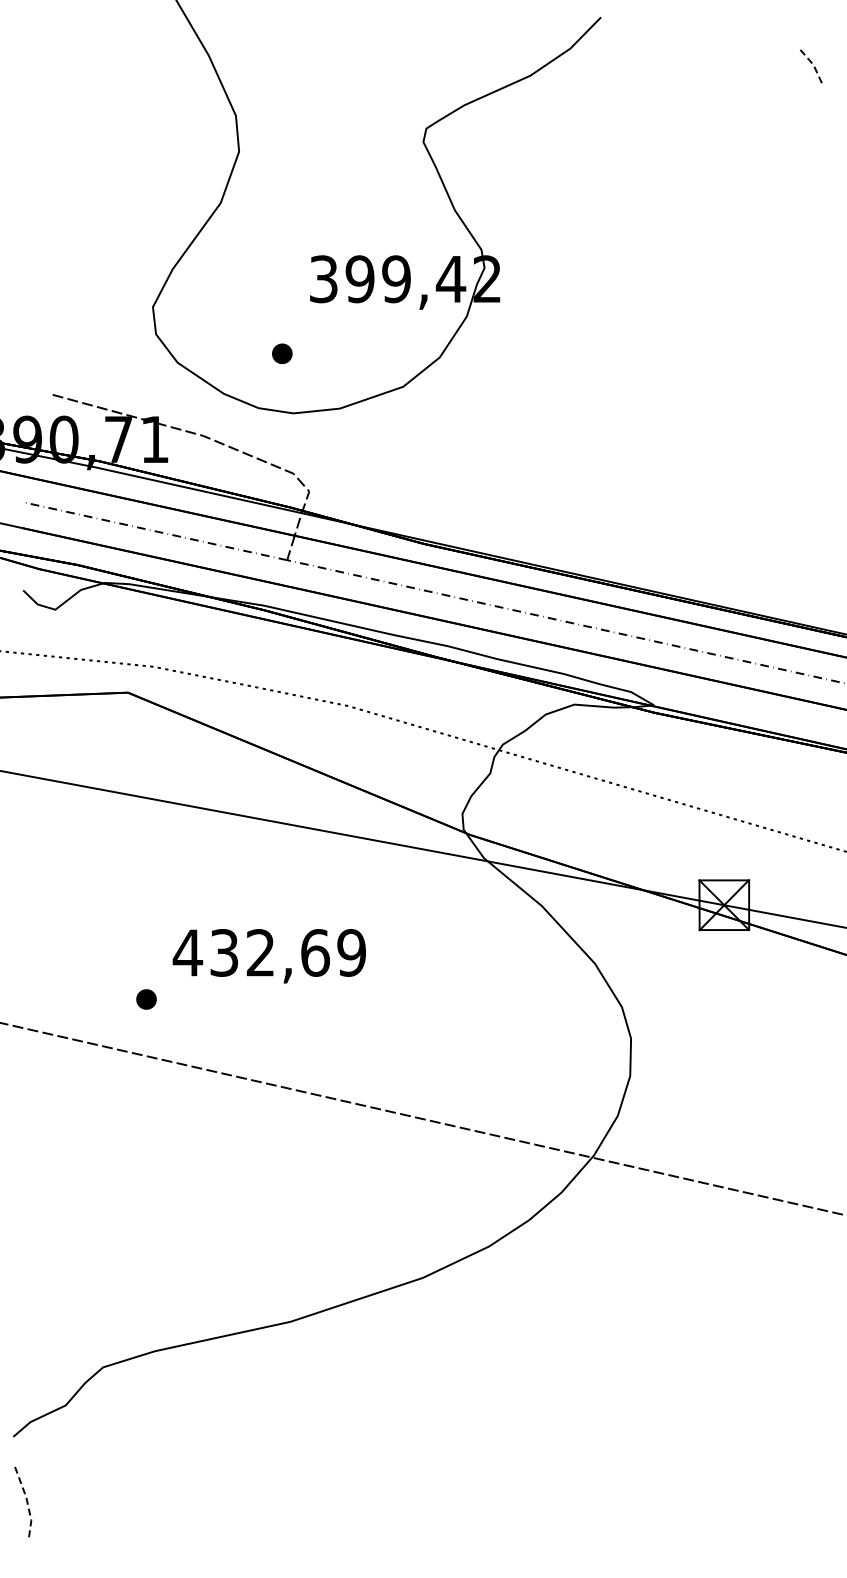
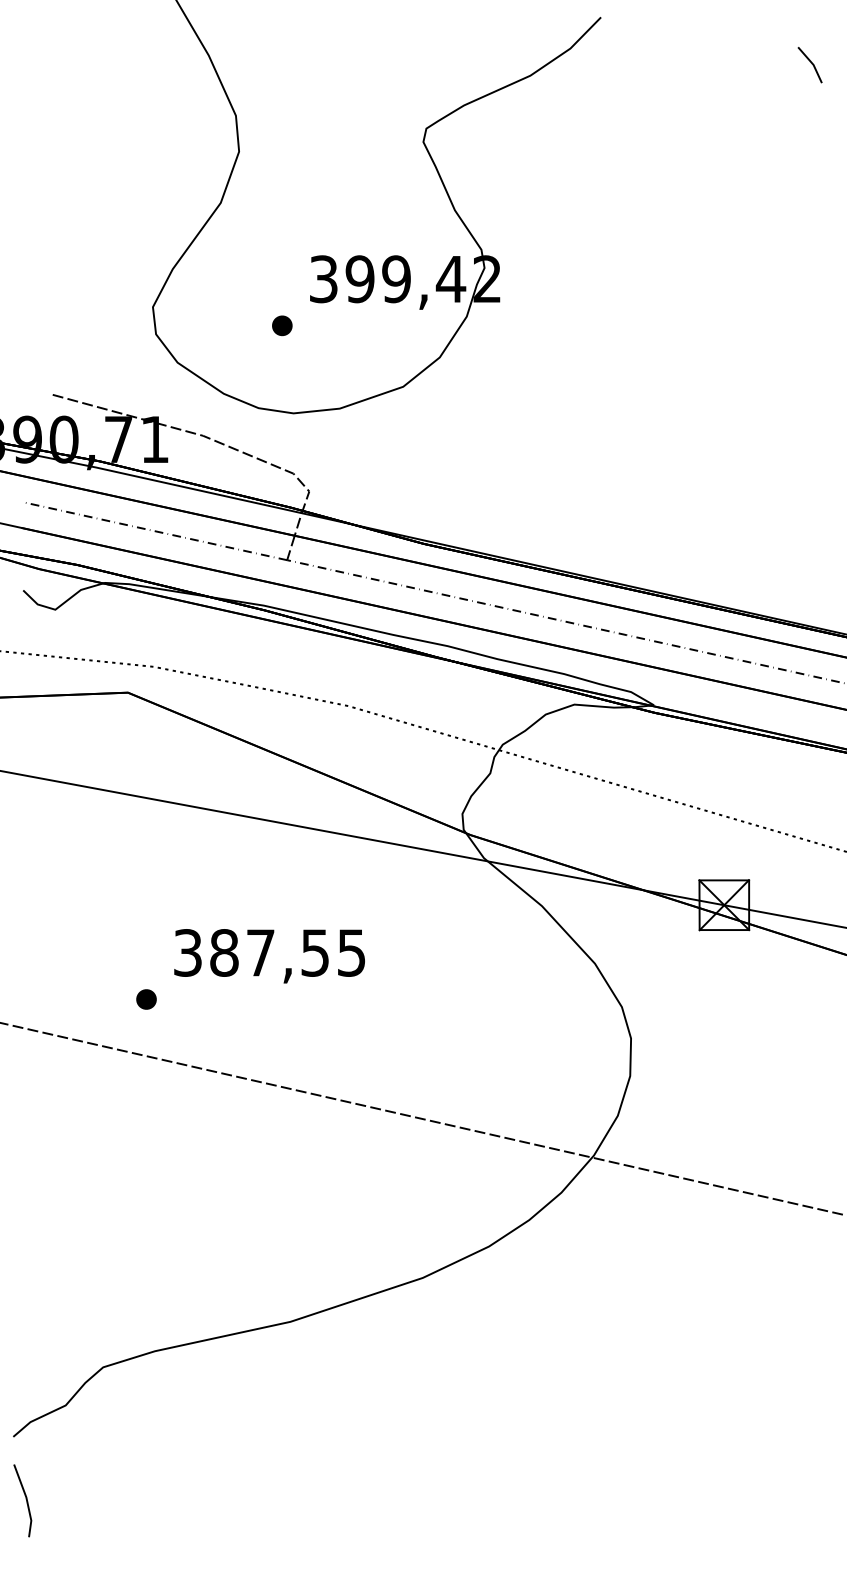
line: dashed -> solid (812, 63)
part position: (282, 353) -> (282, 325) (282, 325)
text: 432,69 -> 387,55 (268, 952)
line: dashed -> solid (26, 1499)
